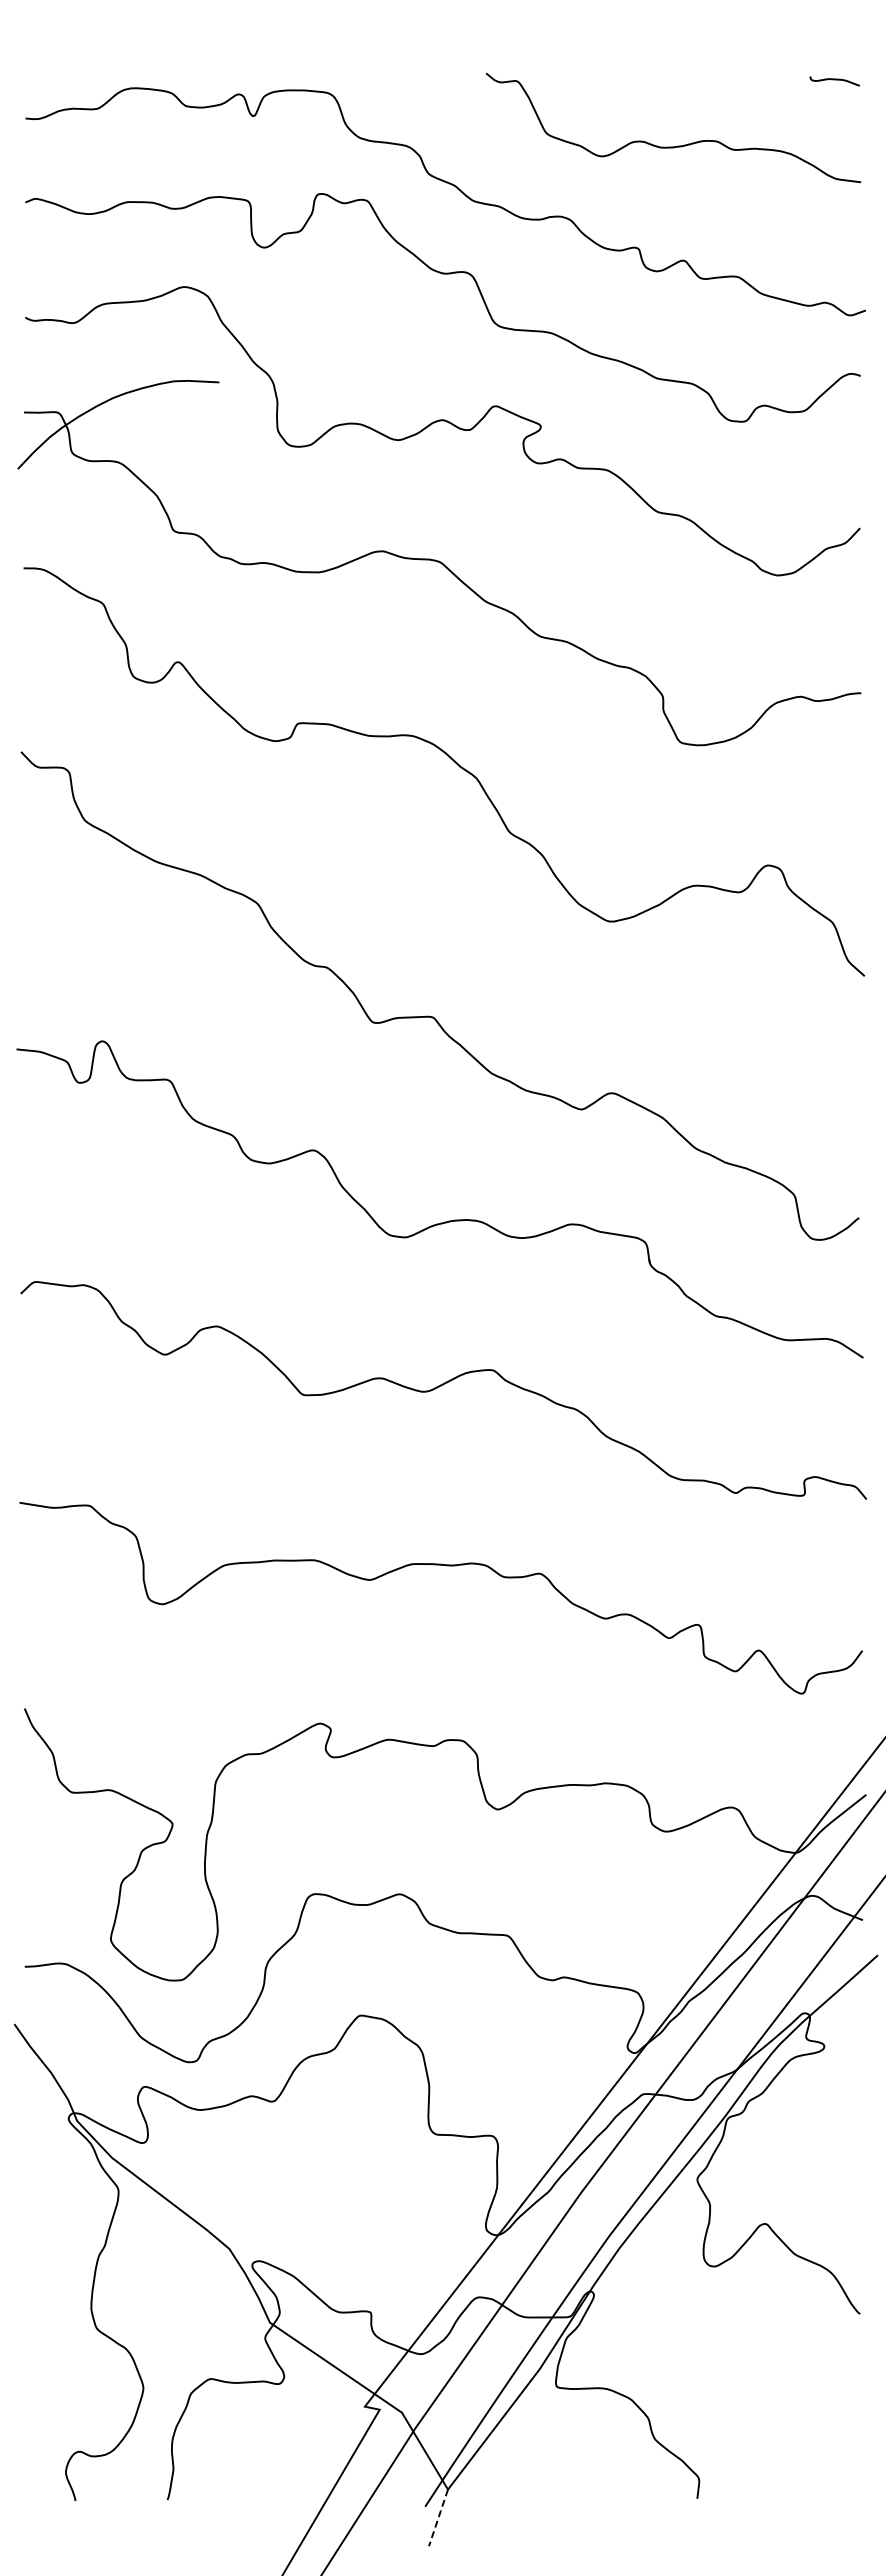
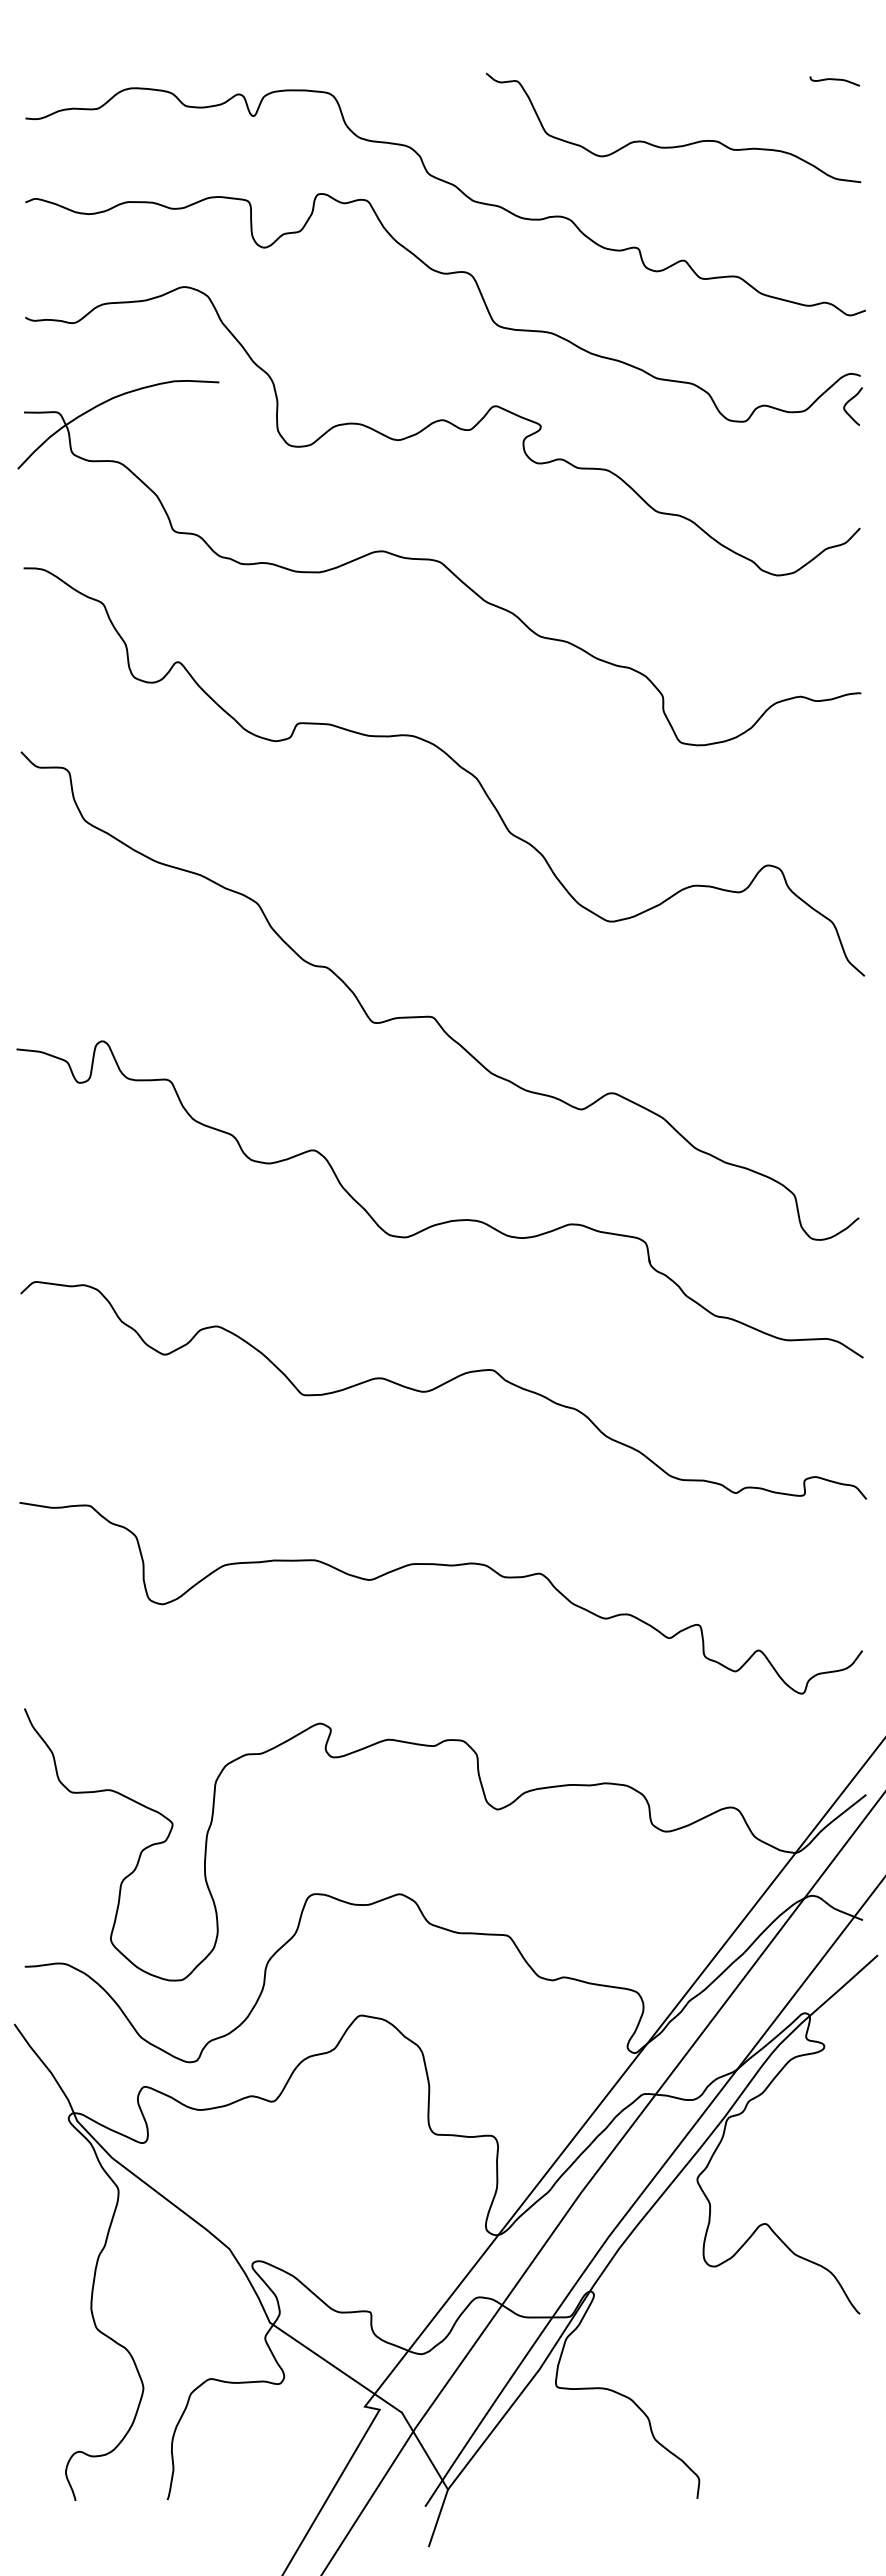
curve: none -> present (848, 402)
line: dashed -> solid (438, 2517)
